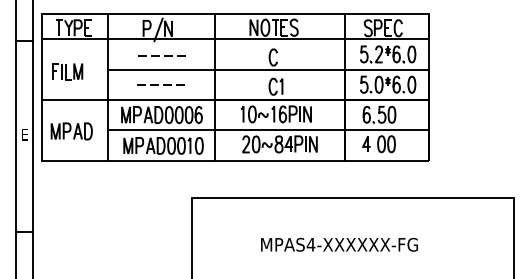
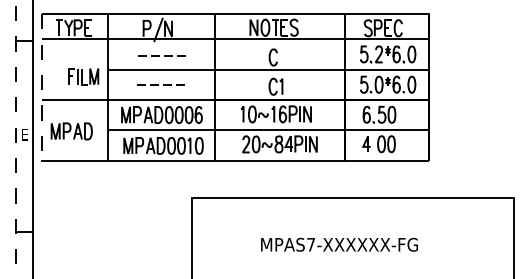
part position: (67, 71) -> (83, 76) (83, 76)
line: solid -> dashed (41, 87)
line: solid -> dashed (15, 139)
text: MPAS4-XXXXXX-FG -> MPAS7-XXXXXX-FG (310, 244)
